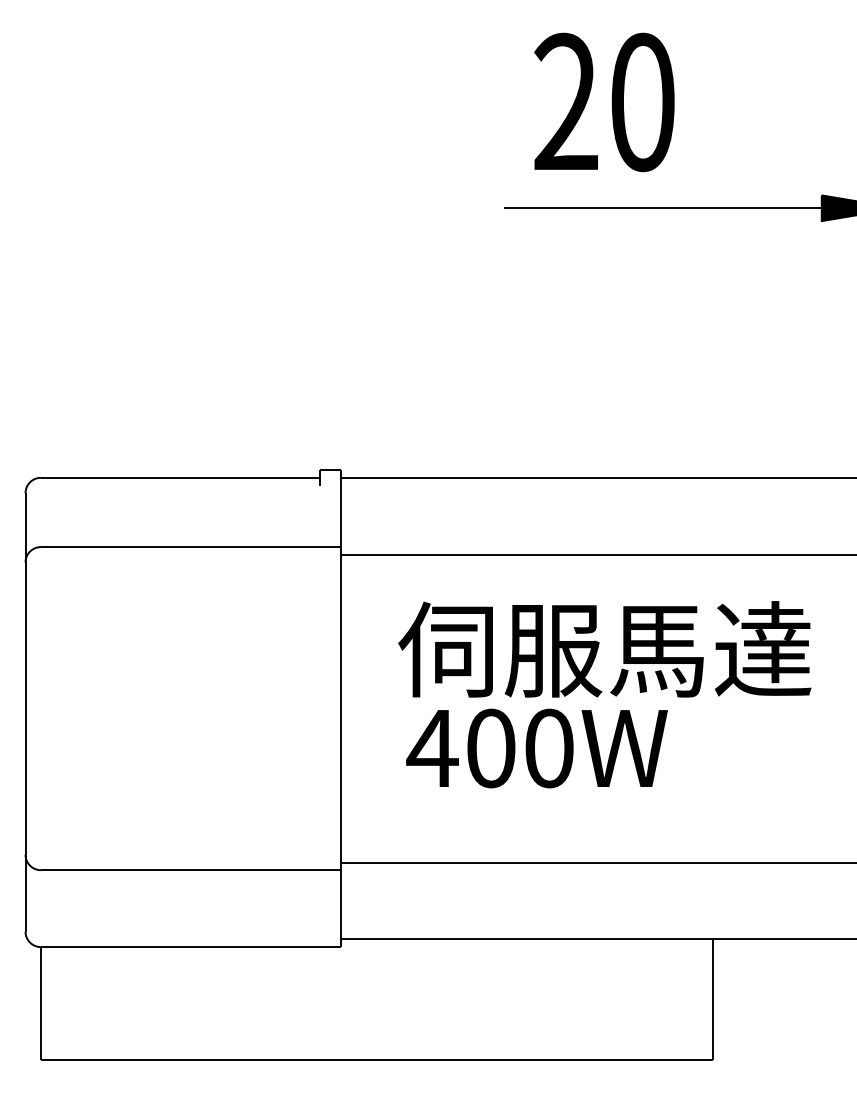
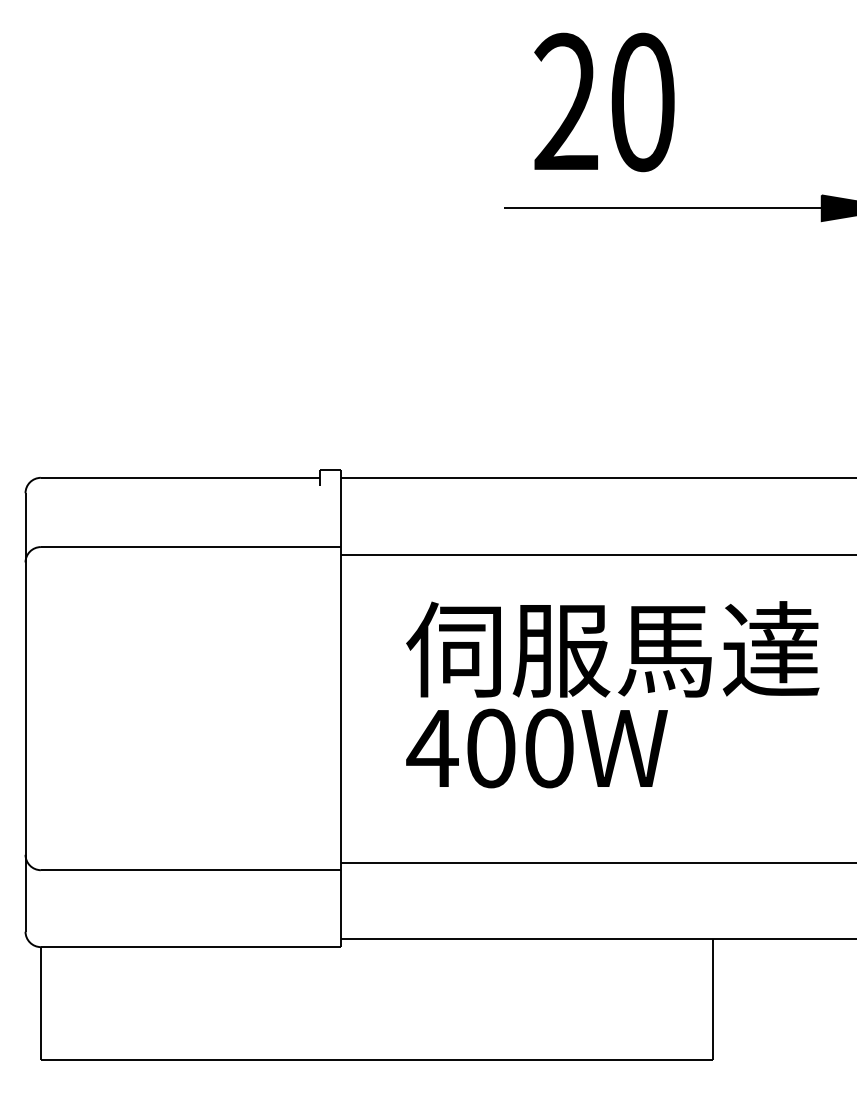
text position: (604, 649) -> (612, 649) (612, 649)
